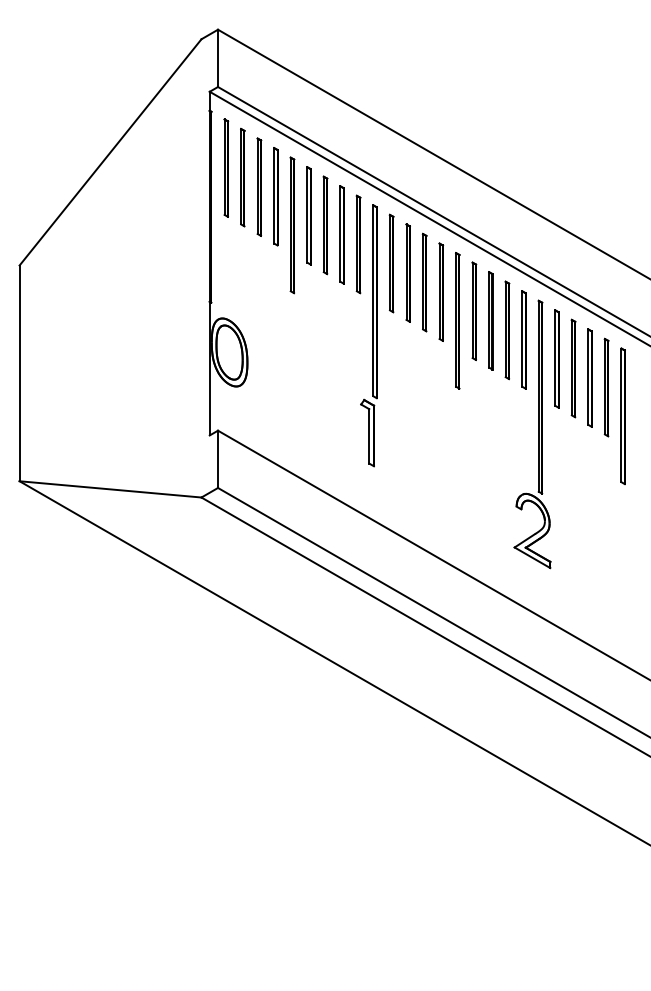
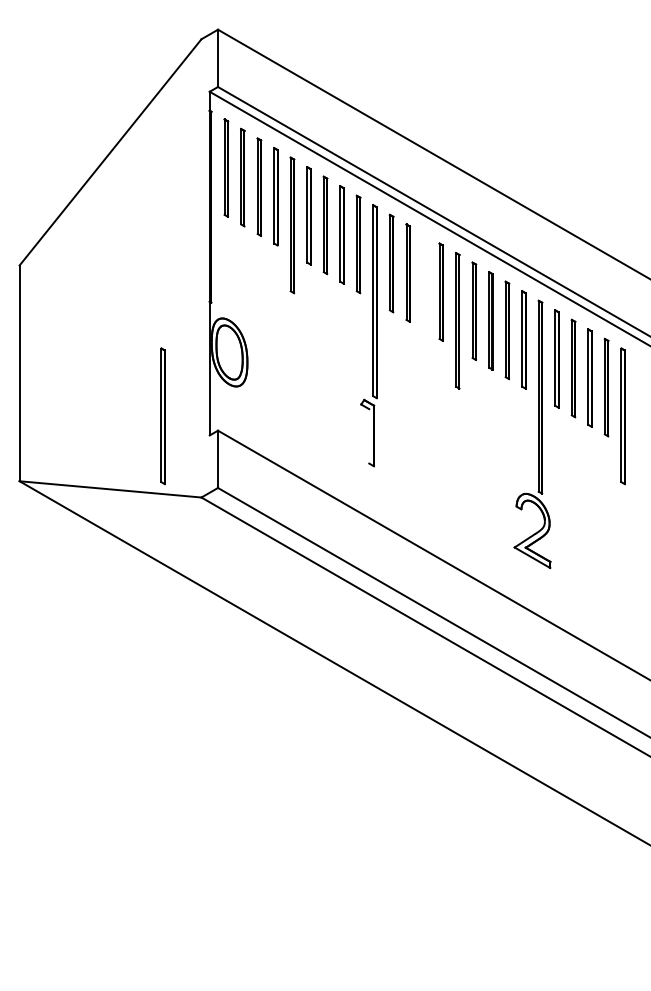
part: present -> none (424, 282)
part: none -> present (162, 415)
line: present -> none (369, 436)
